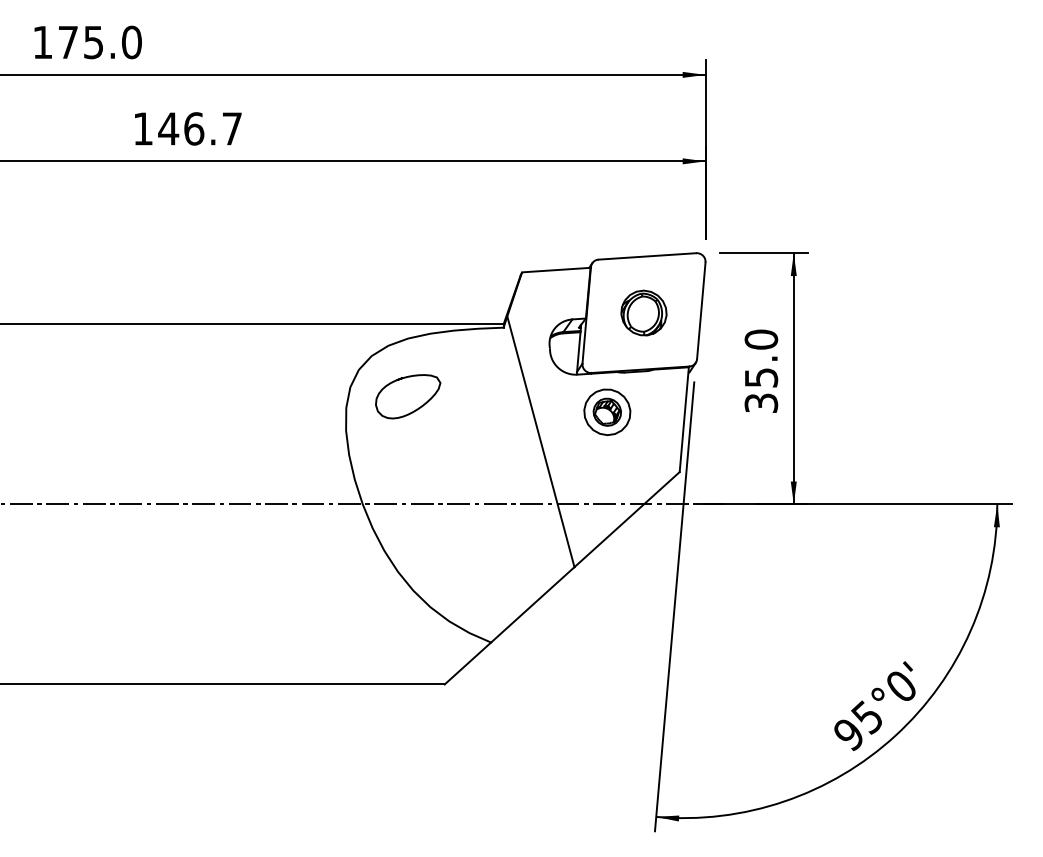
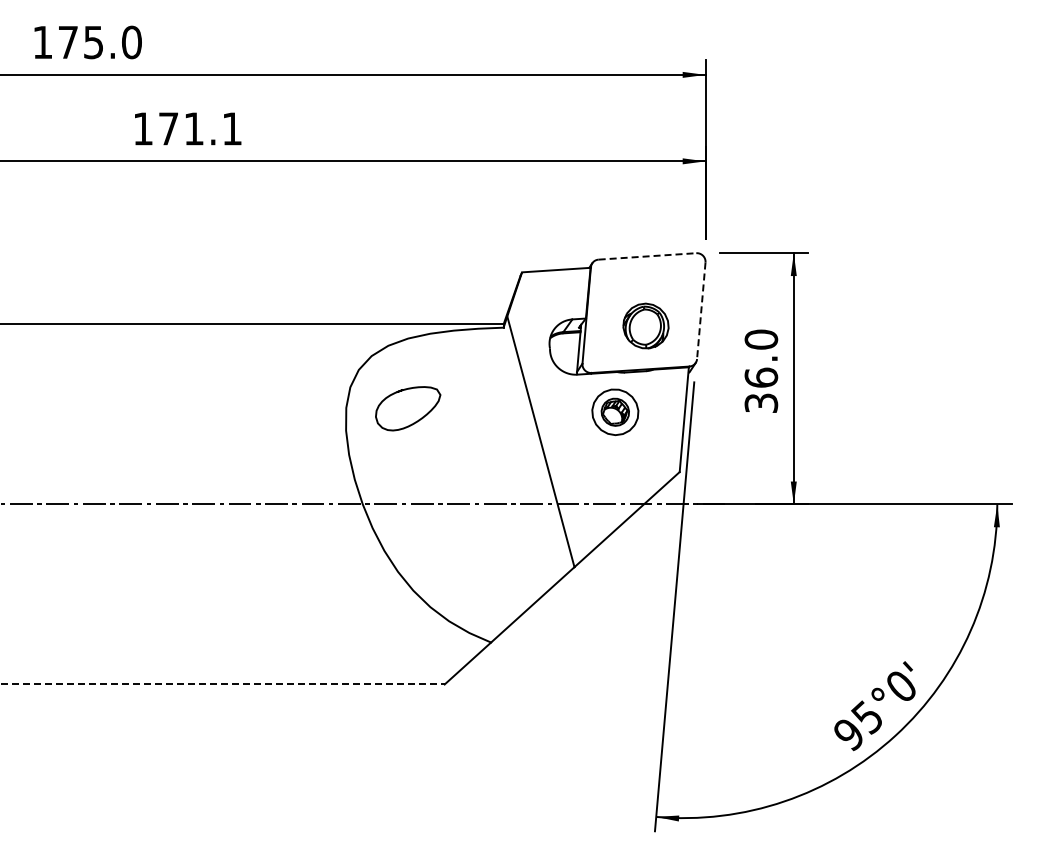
text: 146.7 -> 171.1 (199, 128)
line: solid -> dashed (647, 256)
line: solid -> dashed (701, 311)
part position: (643, 312) -> (645, 325) (645, 325)
text: 35.0 -> 36.0 (761, 377)
curve position: (415, 409) -> (415, 421) (415, 421)
part position: (607, 412) -> (615, 412) (615, 412)
line: solid -> dashed (222, 684)
